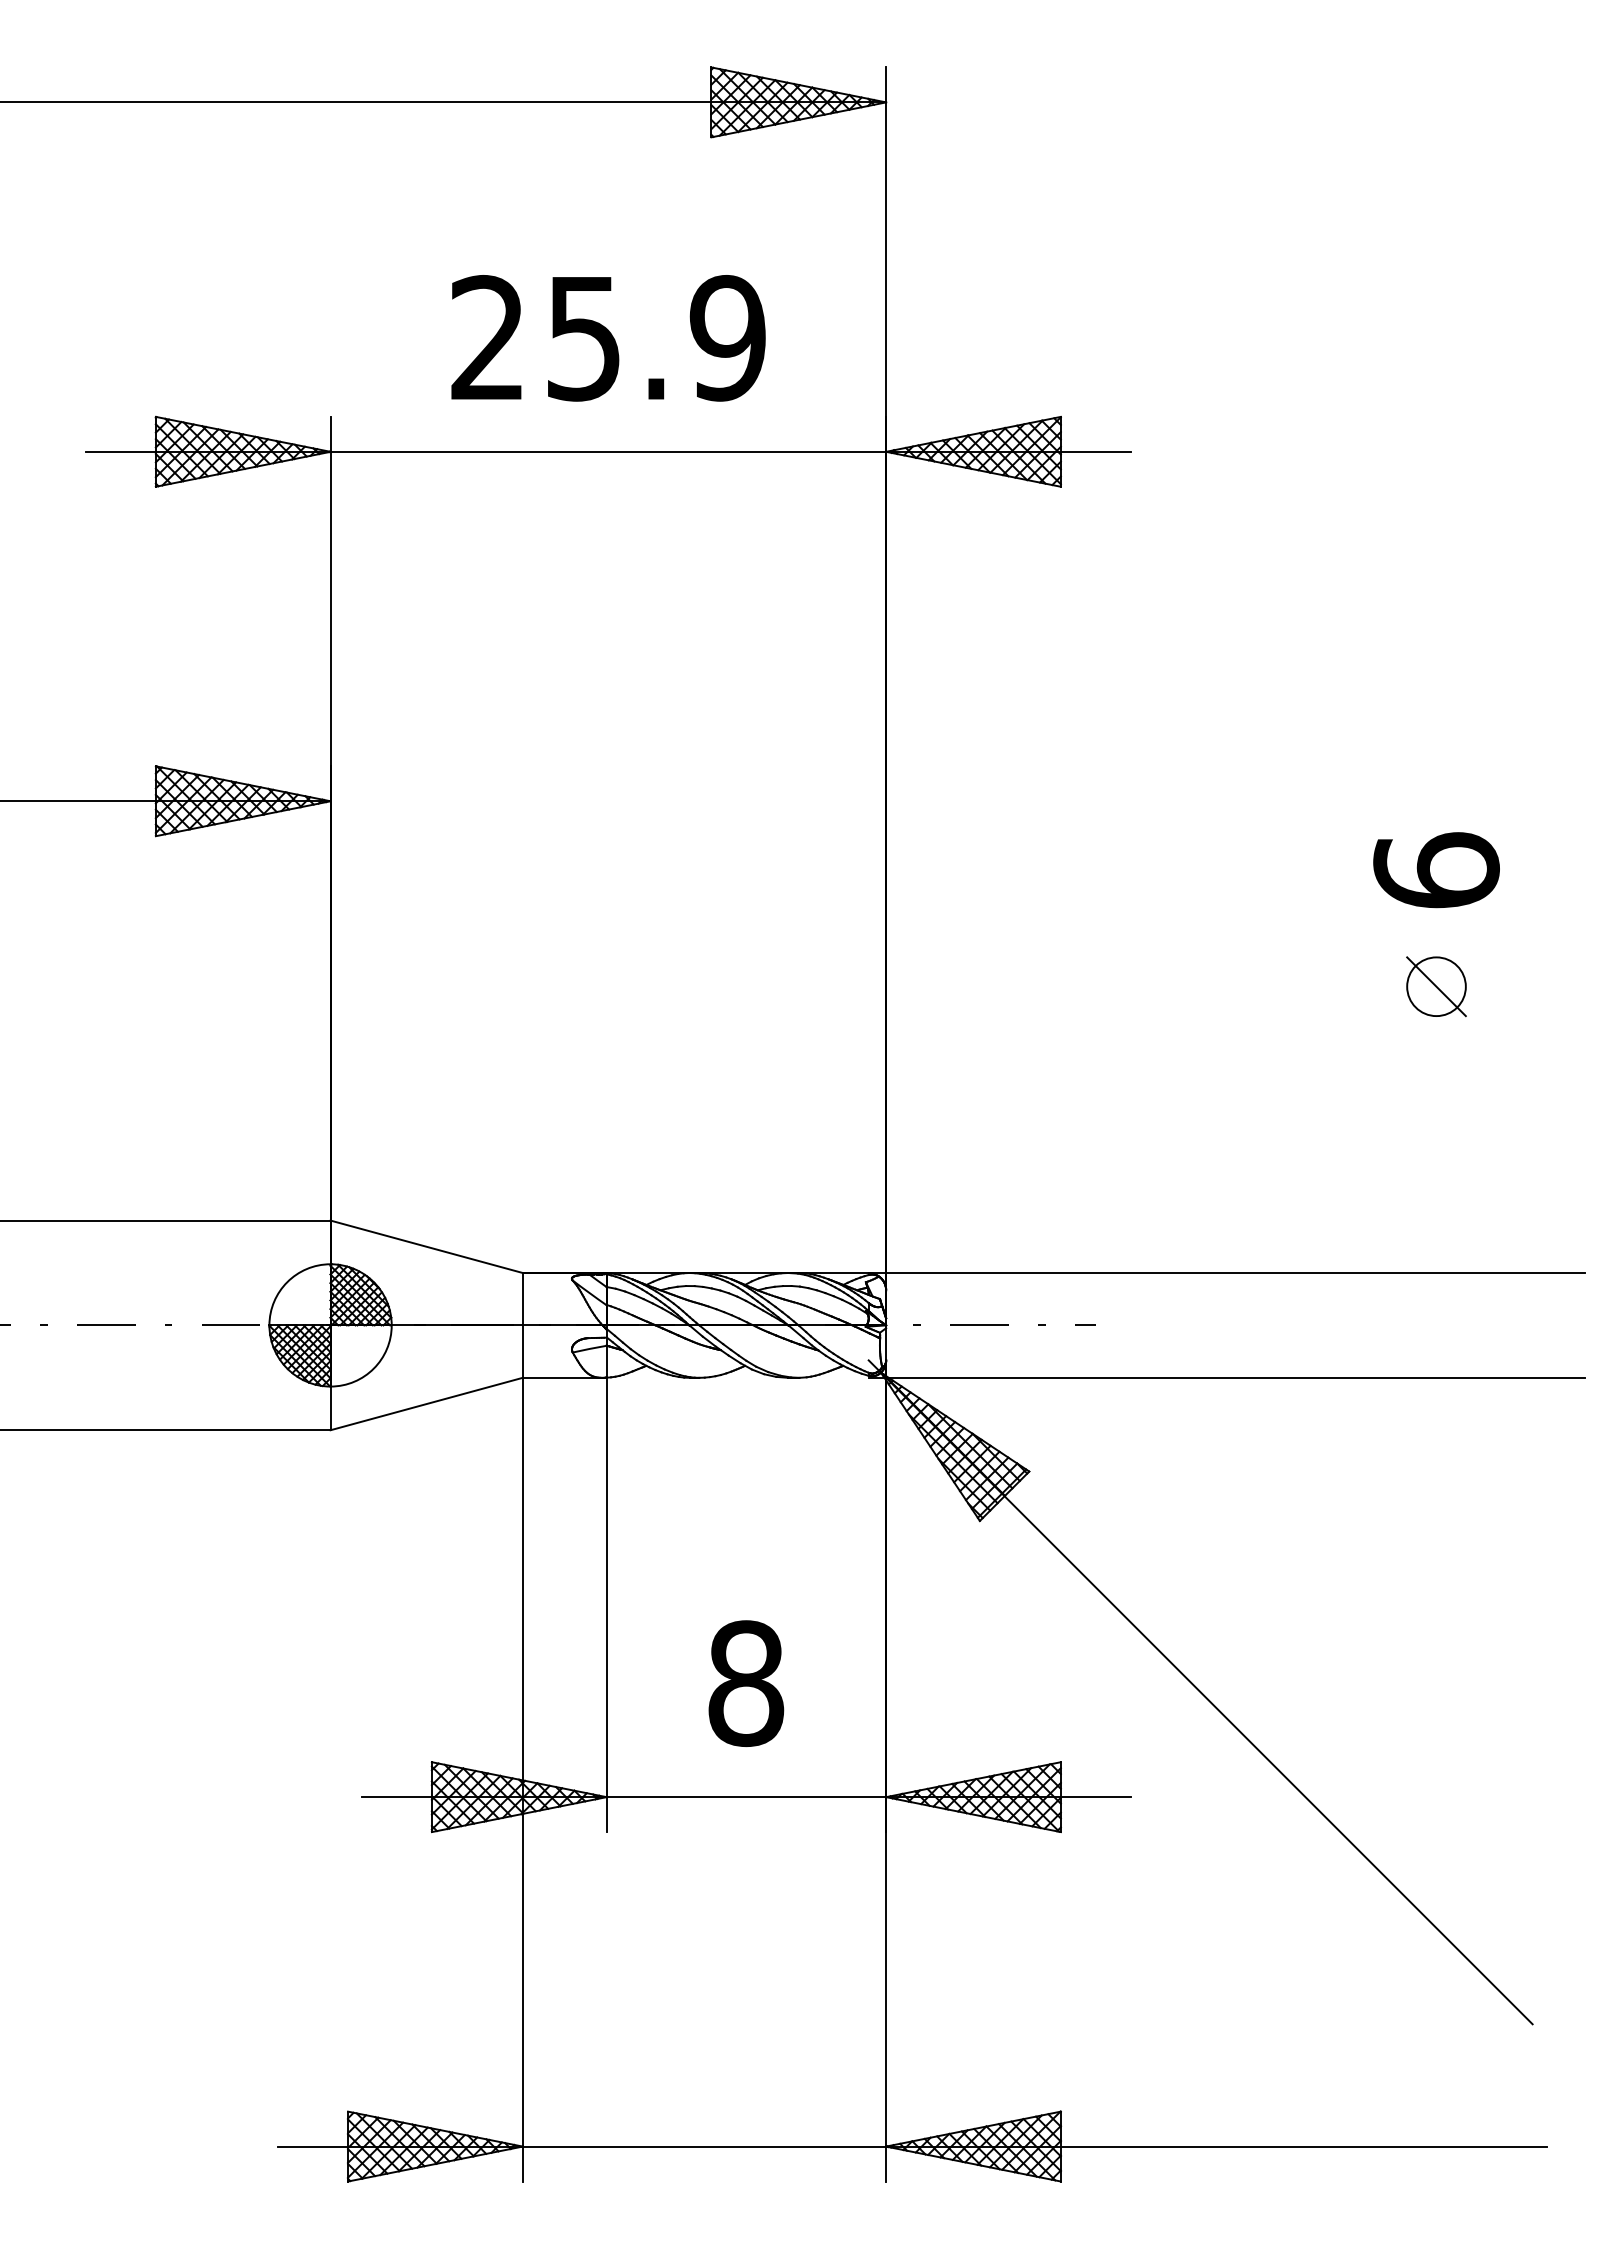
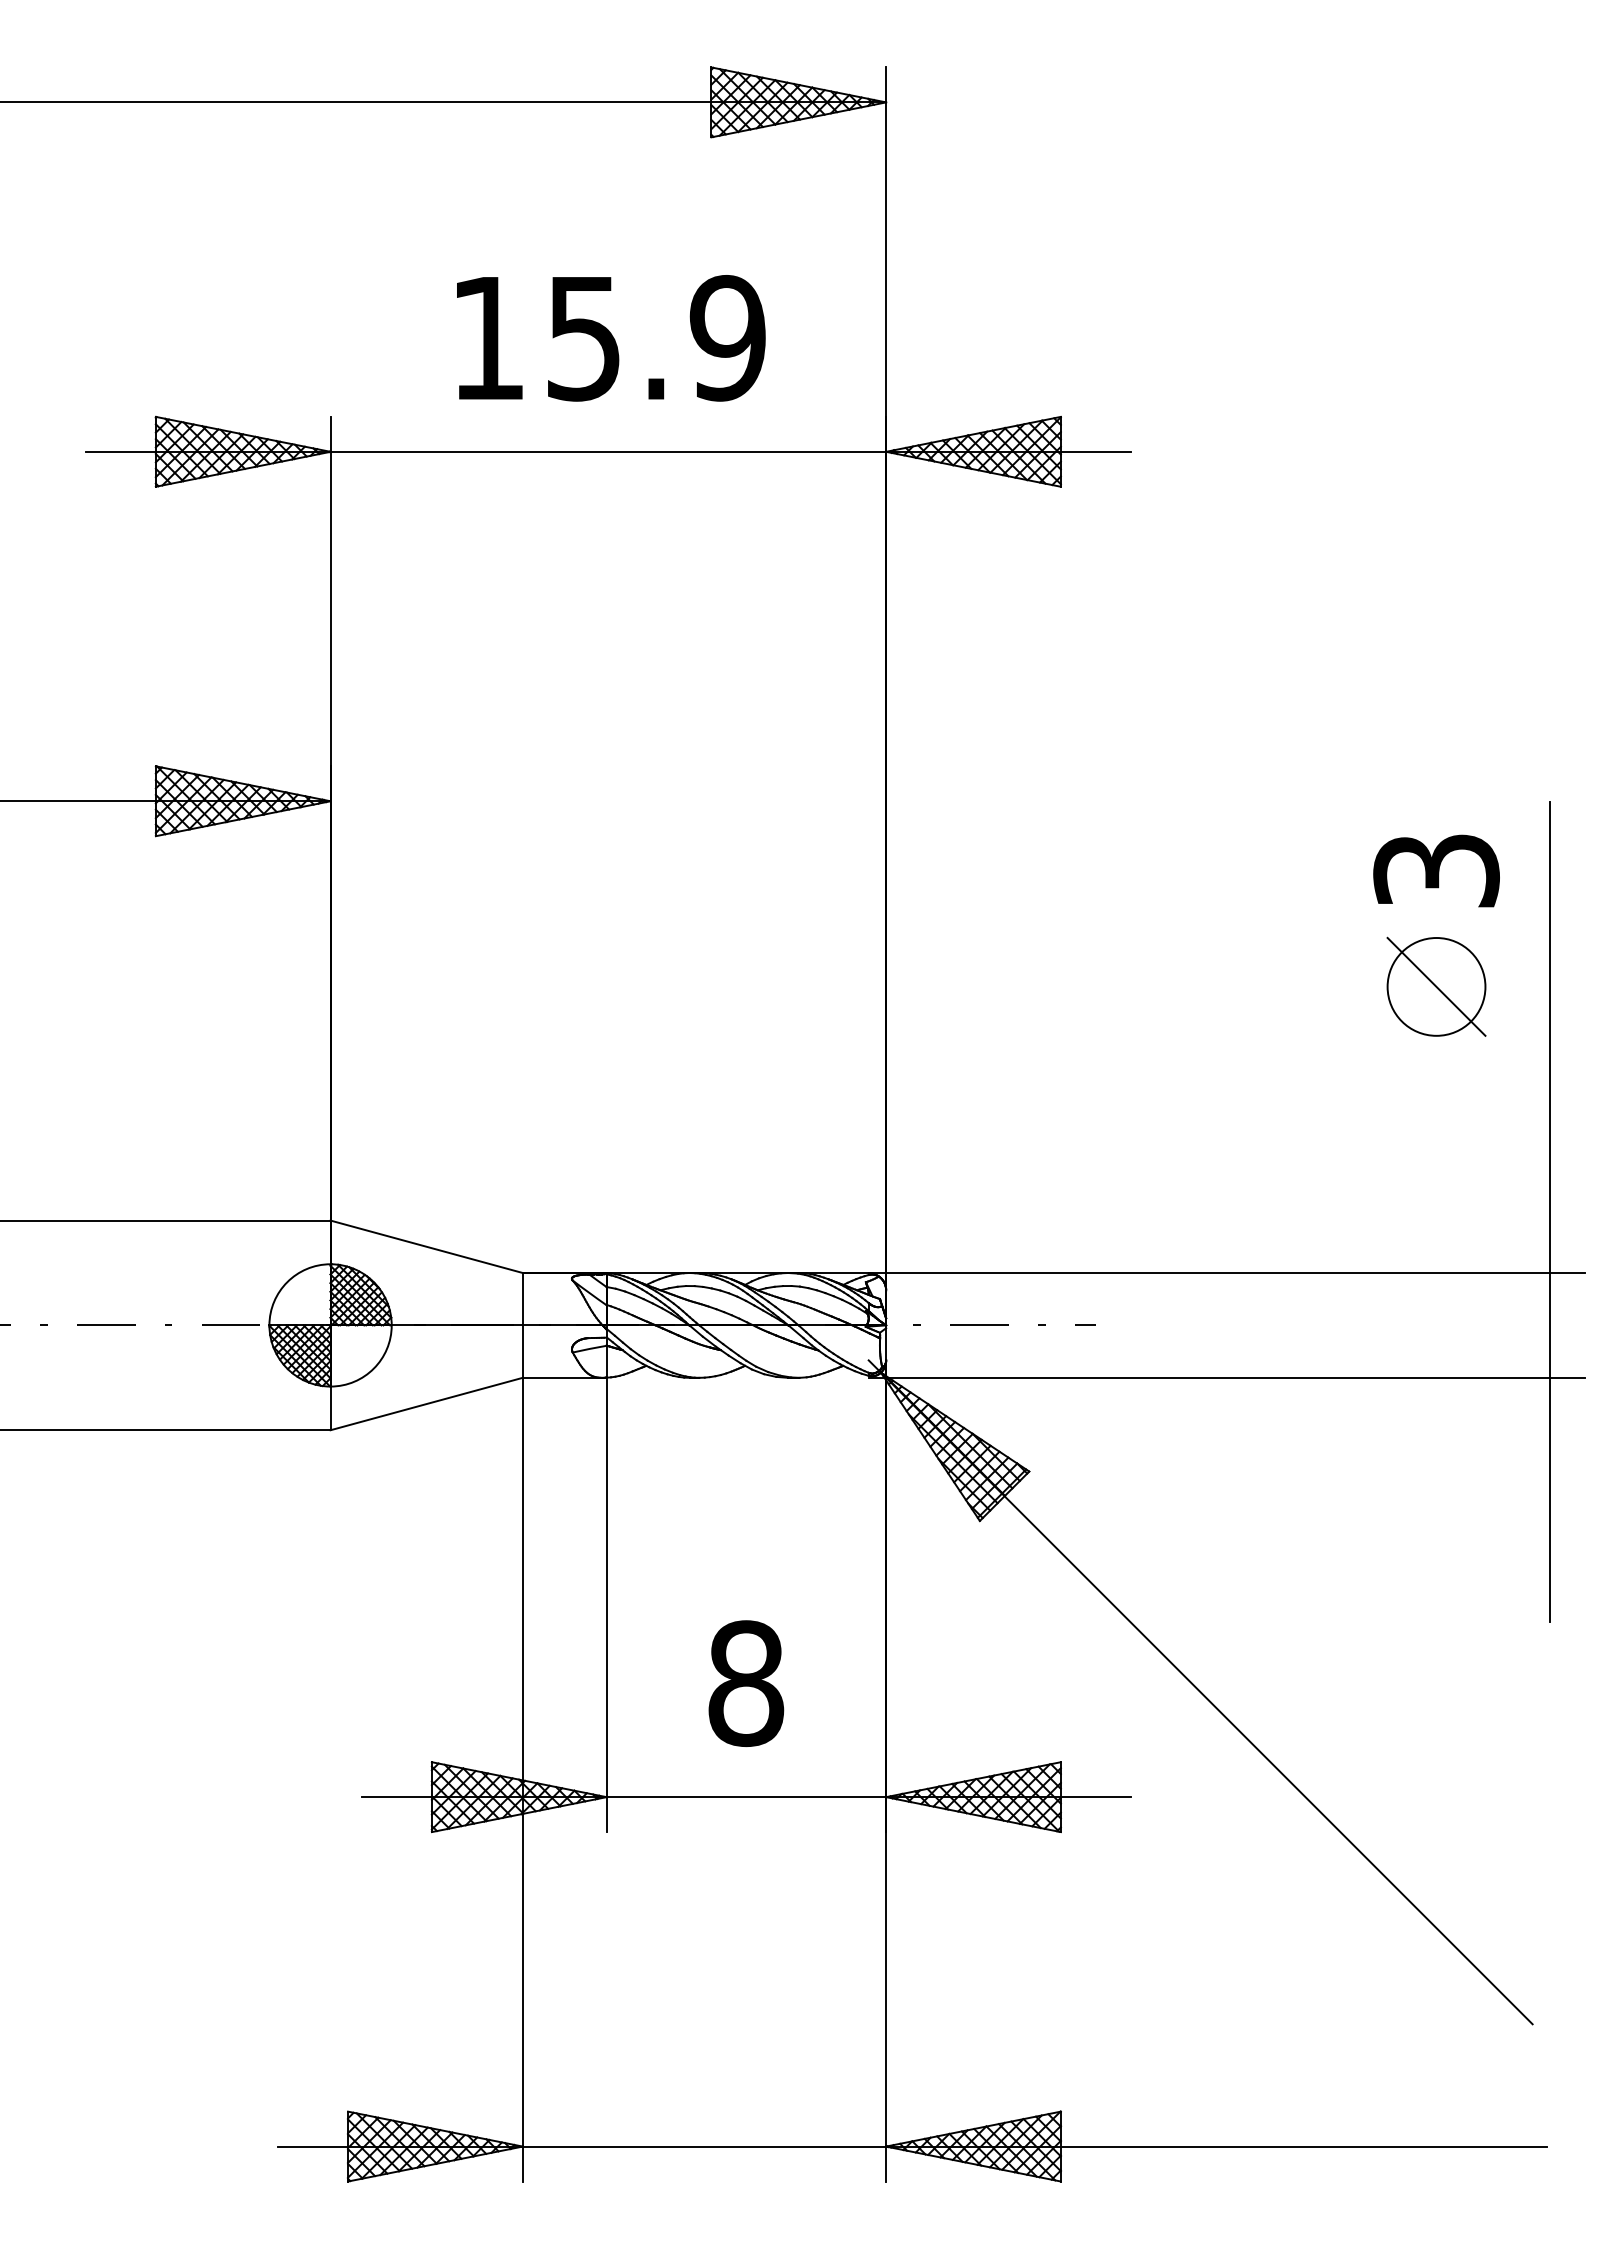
text: 25.9 -> 15.9 (486, 337)
text: 6 -> 3 (1436, 870)
part size: 61x62 px -> 101x101 px (1436, 986)
line: none -> present (1550, 1212)
